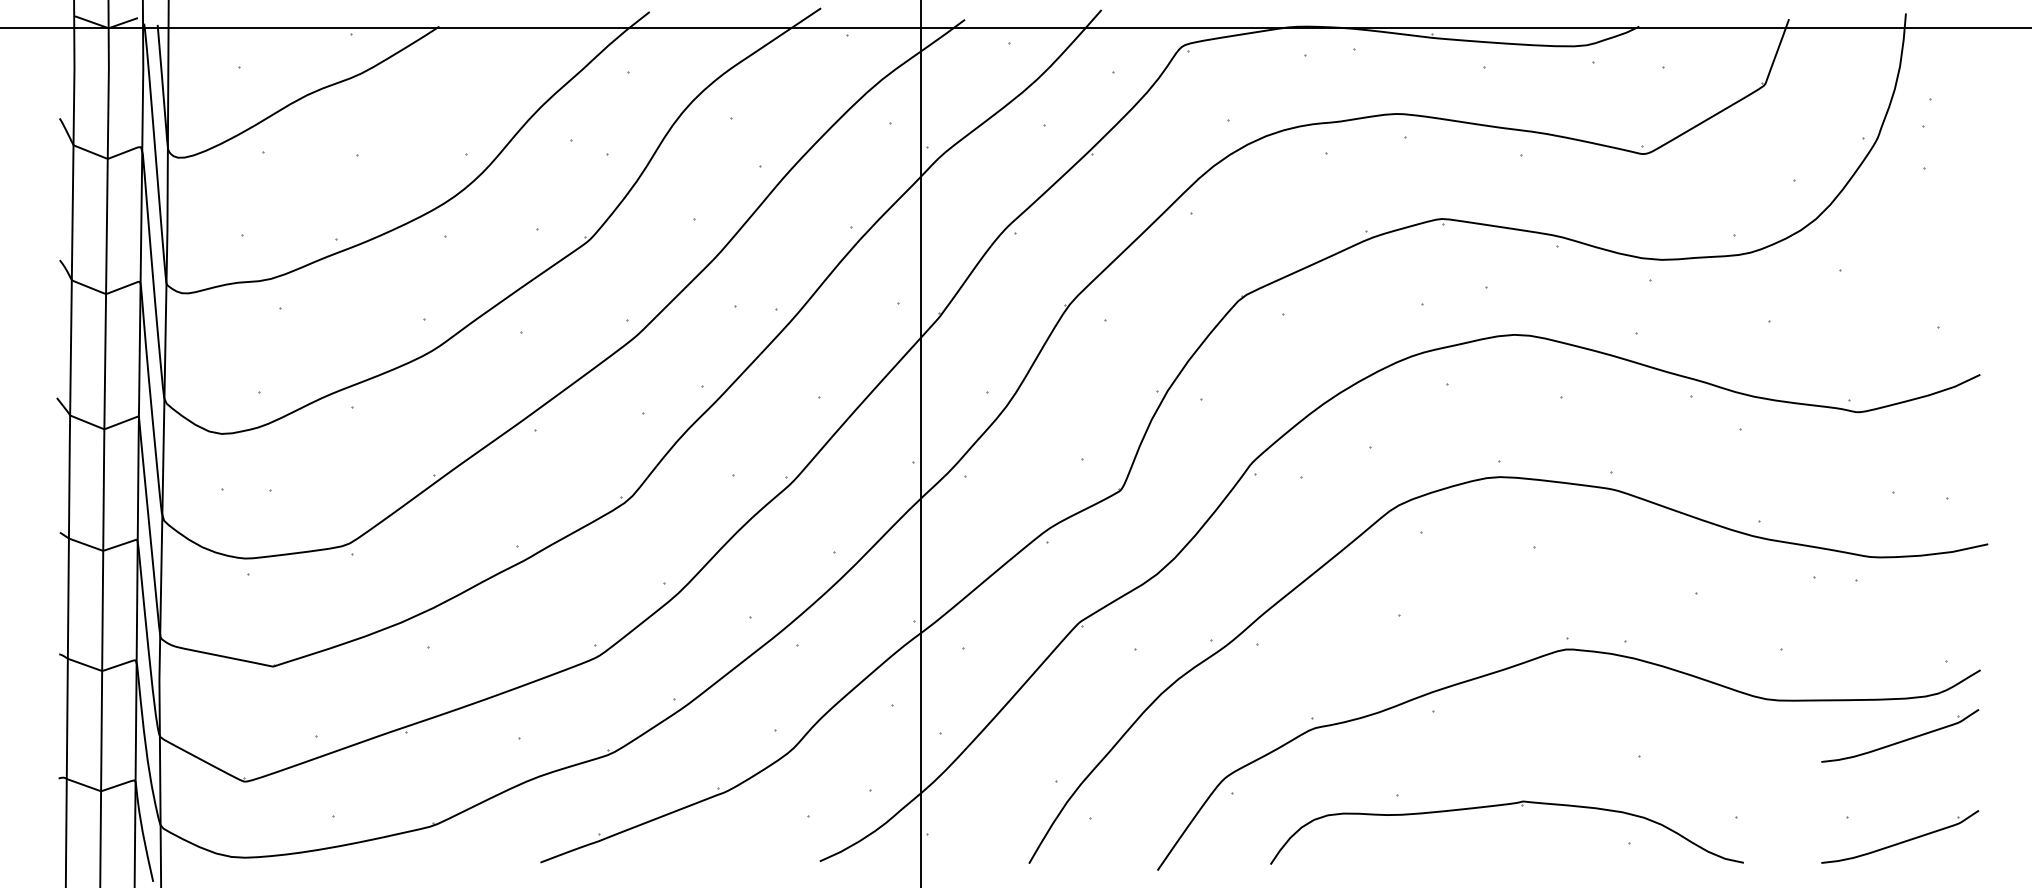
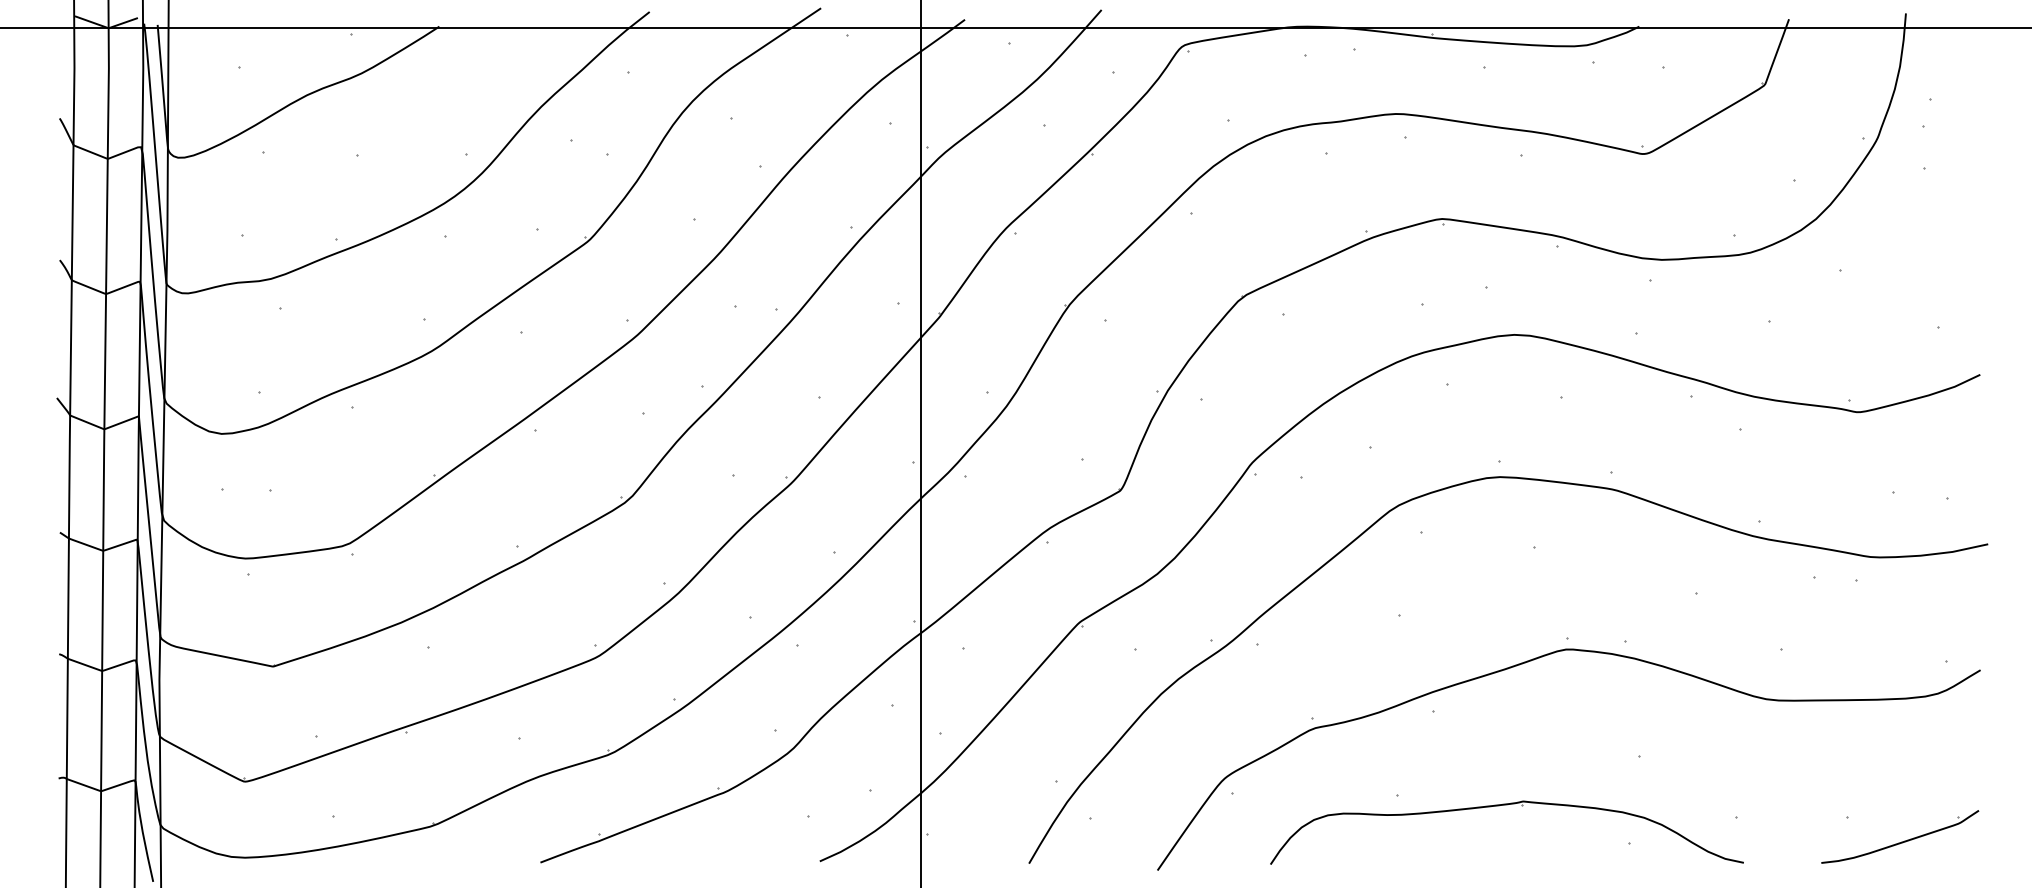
part: present -> none (1900, 735)
